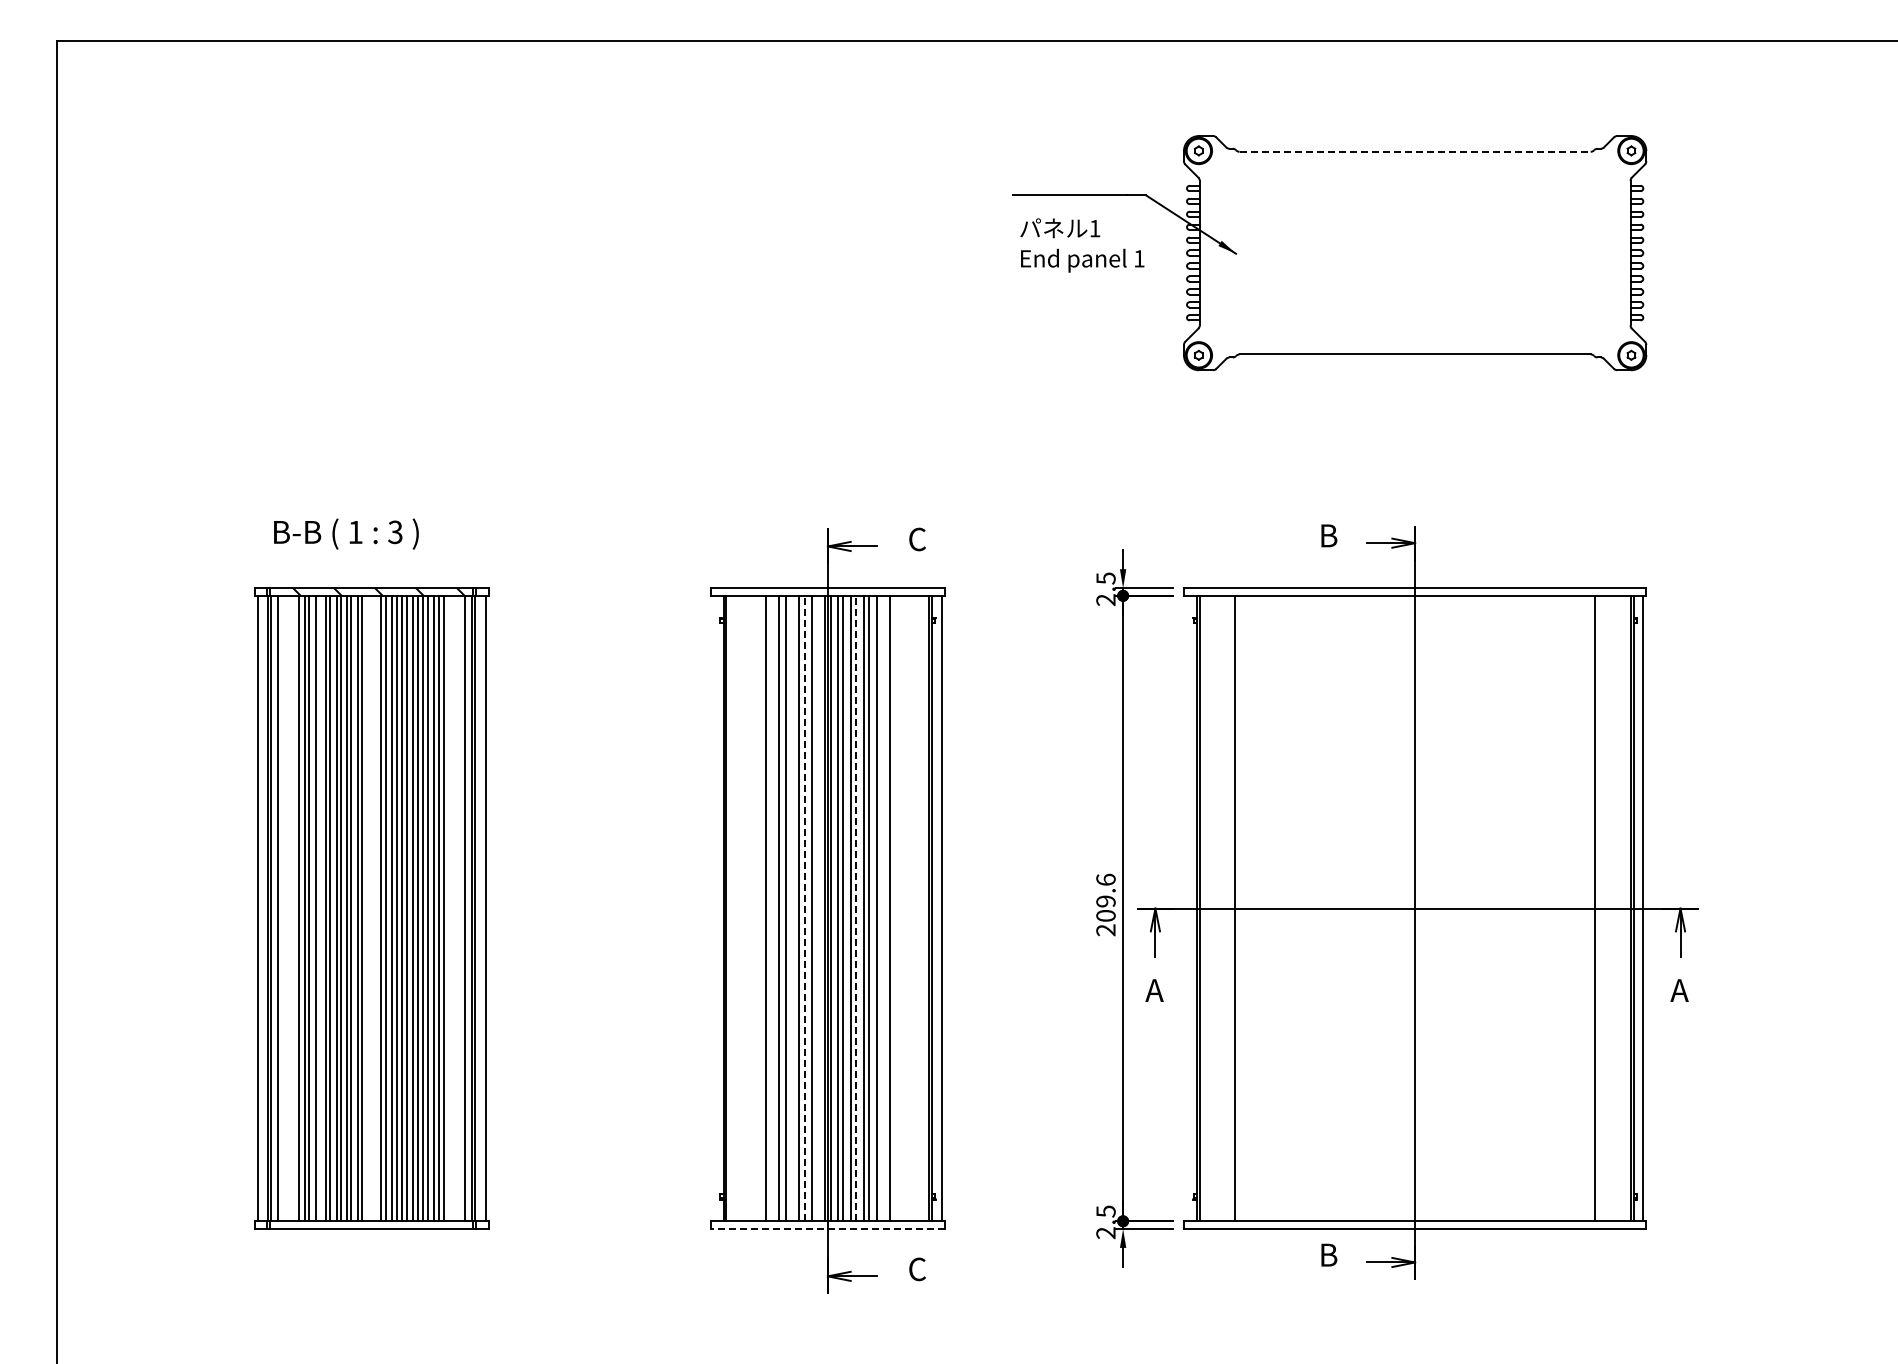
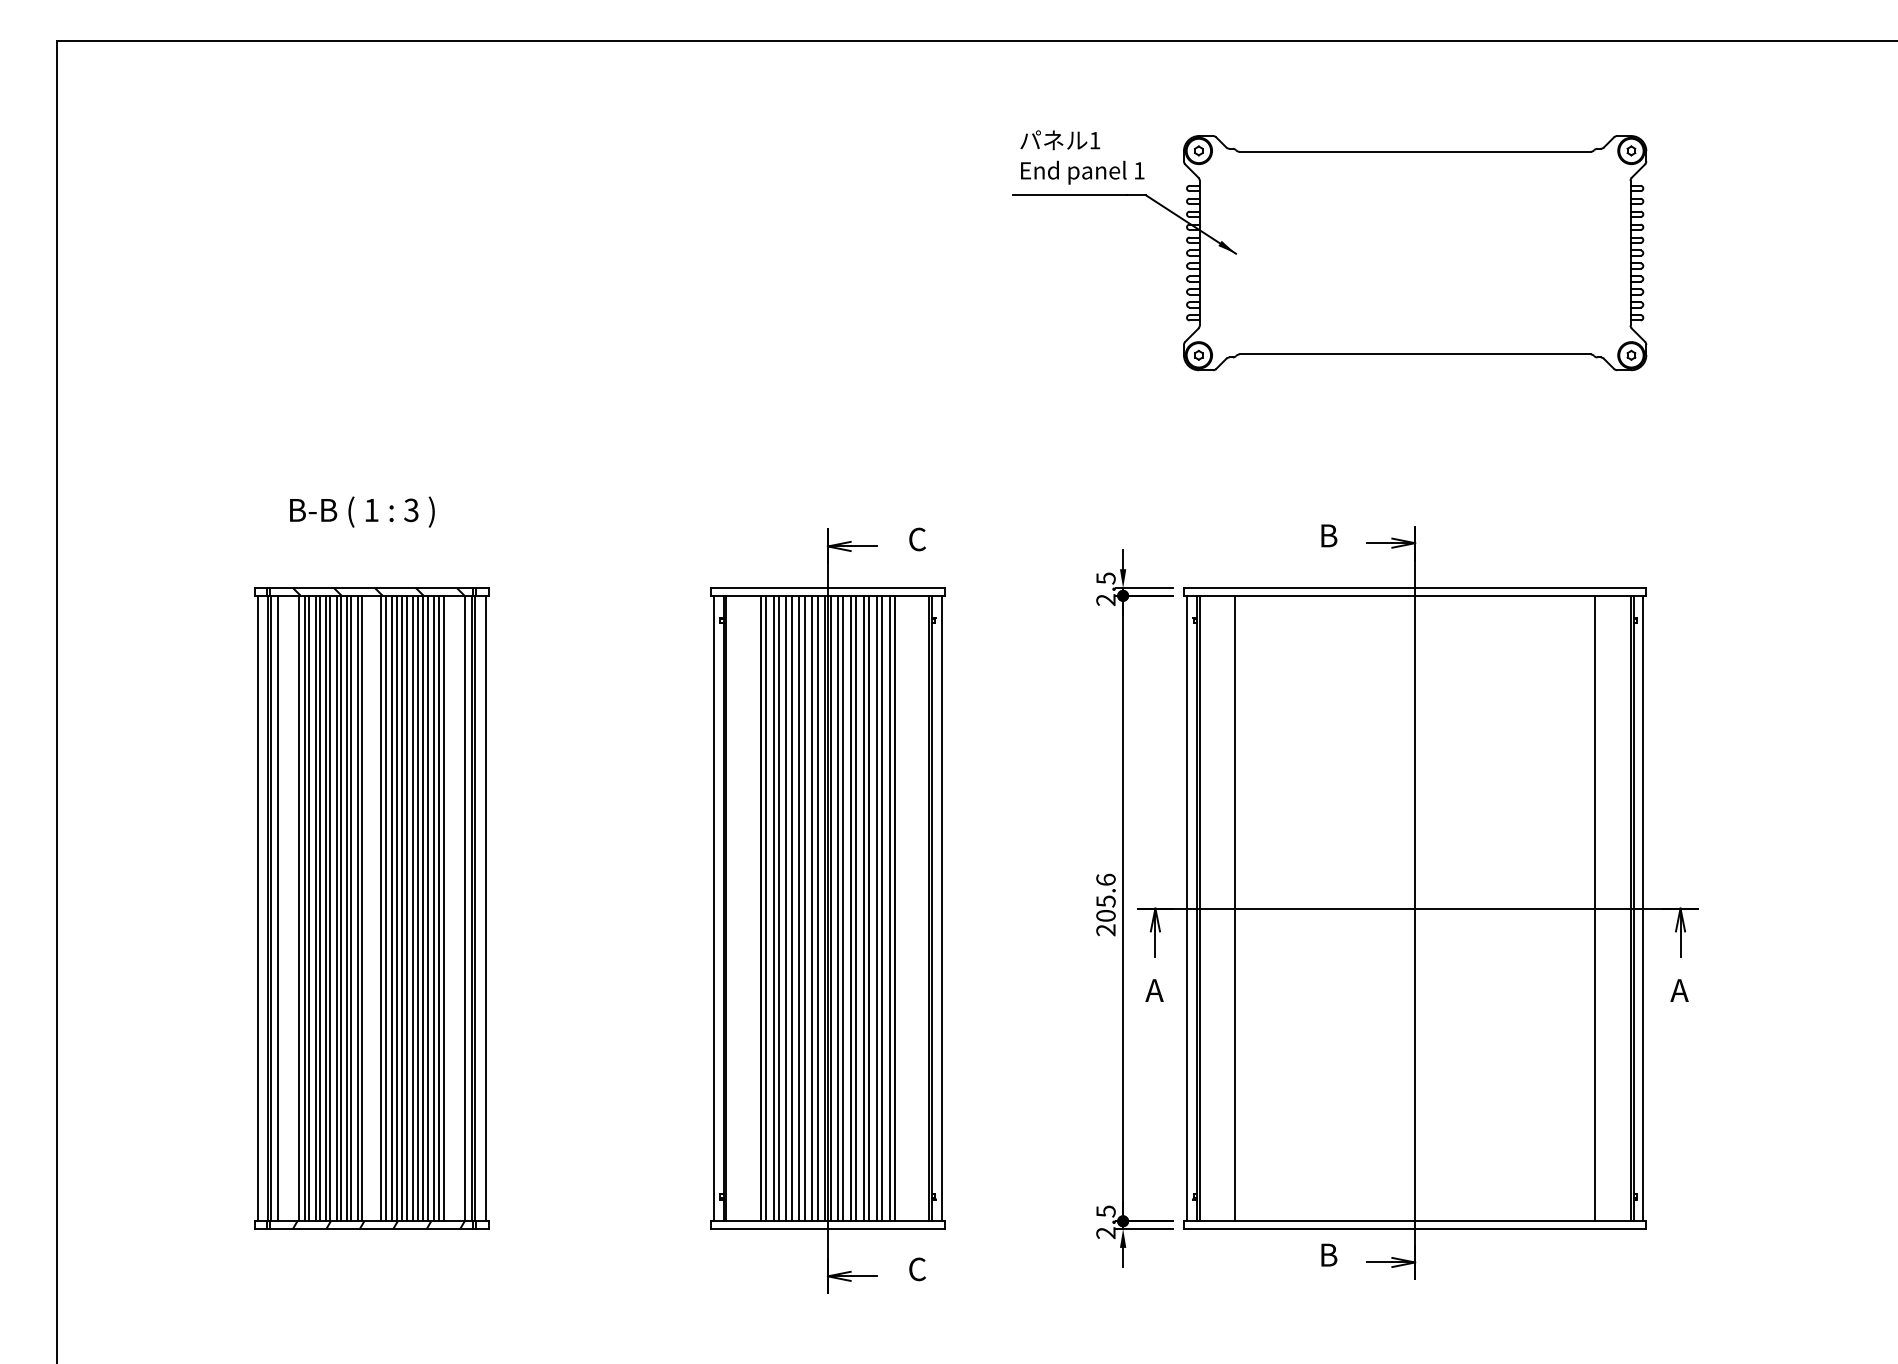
line: dashed -> solid (1415, 151)
text position: (1082, 245) -> (1082, 157) (1082, 157)
text position: (346, 533) -> (362, 511) (362, 511)
text: 209.6 -> 205.6 (1105, 901)
line: none -> present (320, 908)
line: none -> present (713, 908)
line: none -> present (760, 908)
line: none -> present (773, 908)
line: none -> present (791, 908)
line: dashed -> solid (804, 908)
line: none -> present (817, 908)
line: dashed -> solid (856, 908)
line: none -> present (882, 908)
line: none -> present (895, 908)
line: none -> present (1187, 908)
hatch: none -> present (378, 1224)
line: dashed -> solid (827, 1228)
